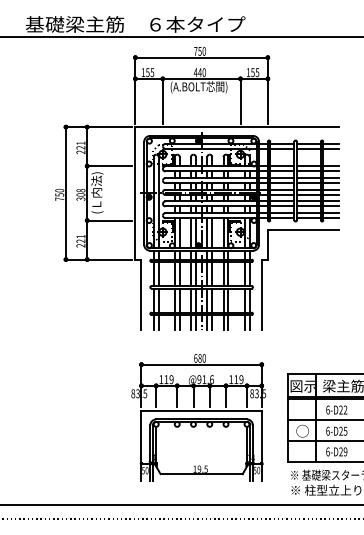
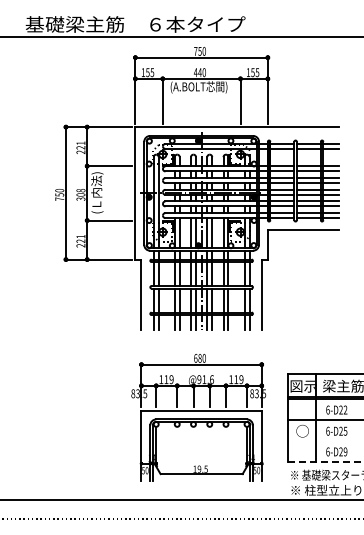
line: present -> none (323, 441)
line: solid -> dashed (325, 462)
line position: (181, 504) -> (181, 499) (181, 499)
